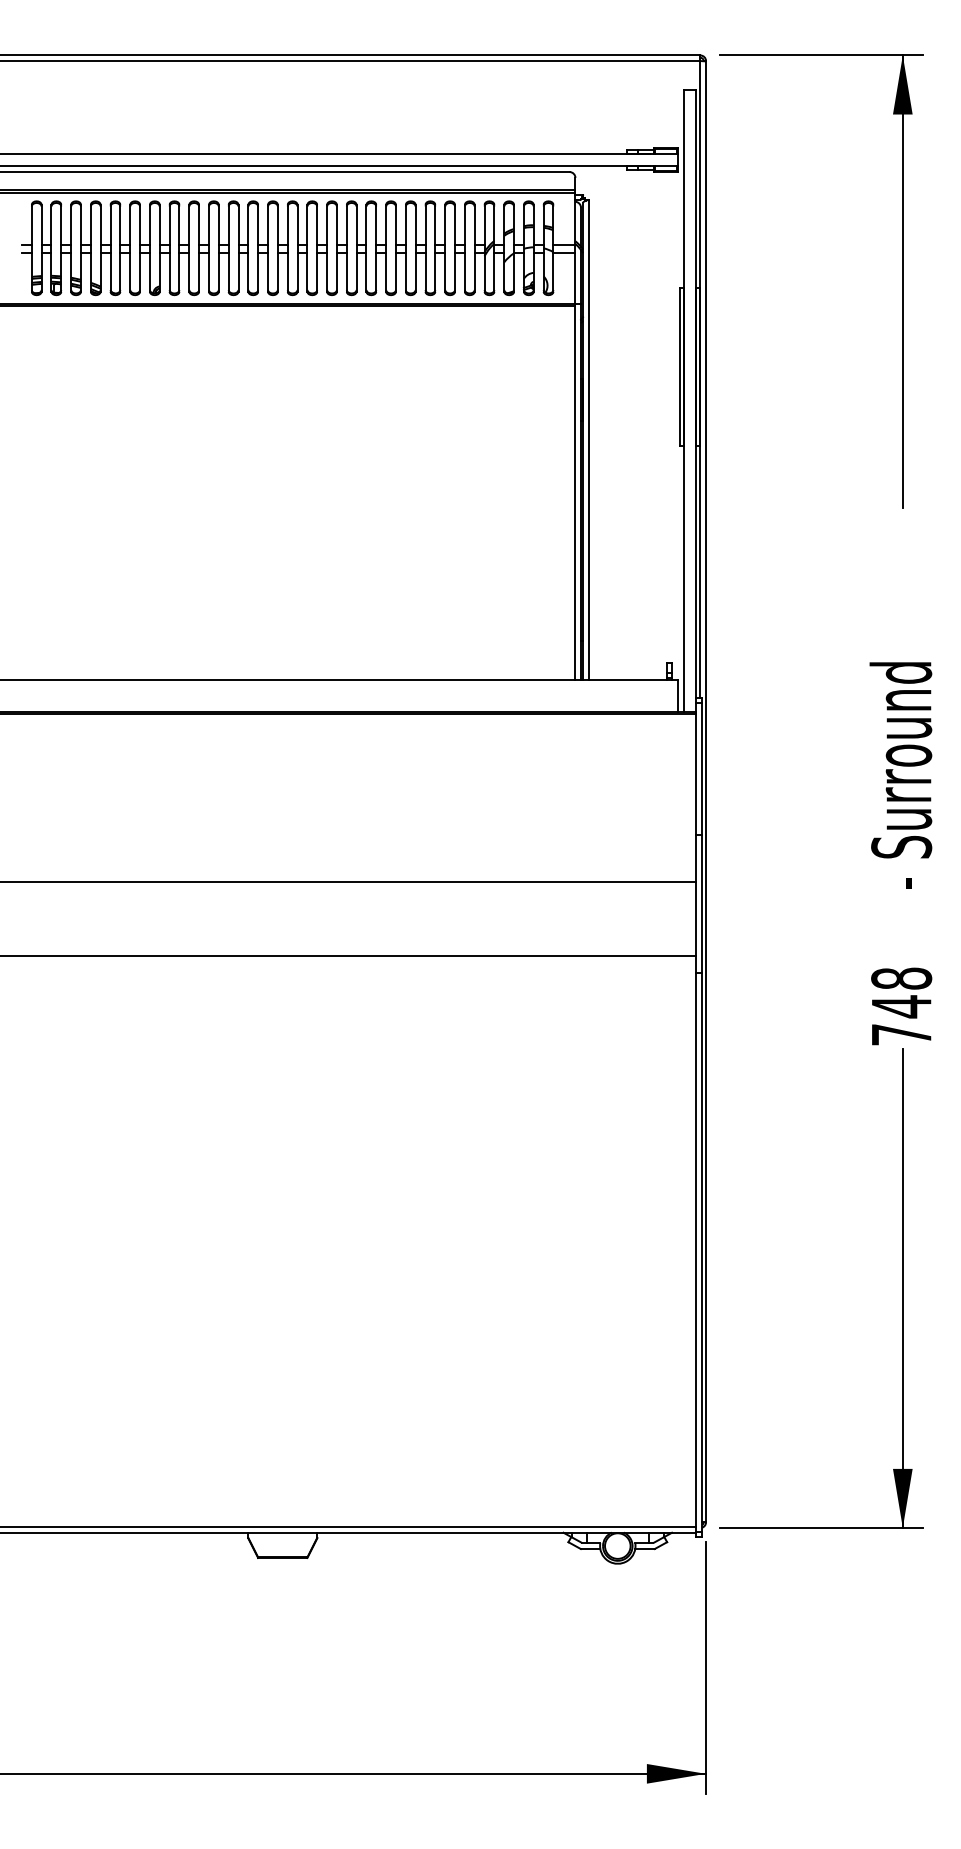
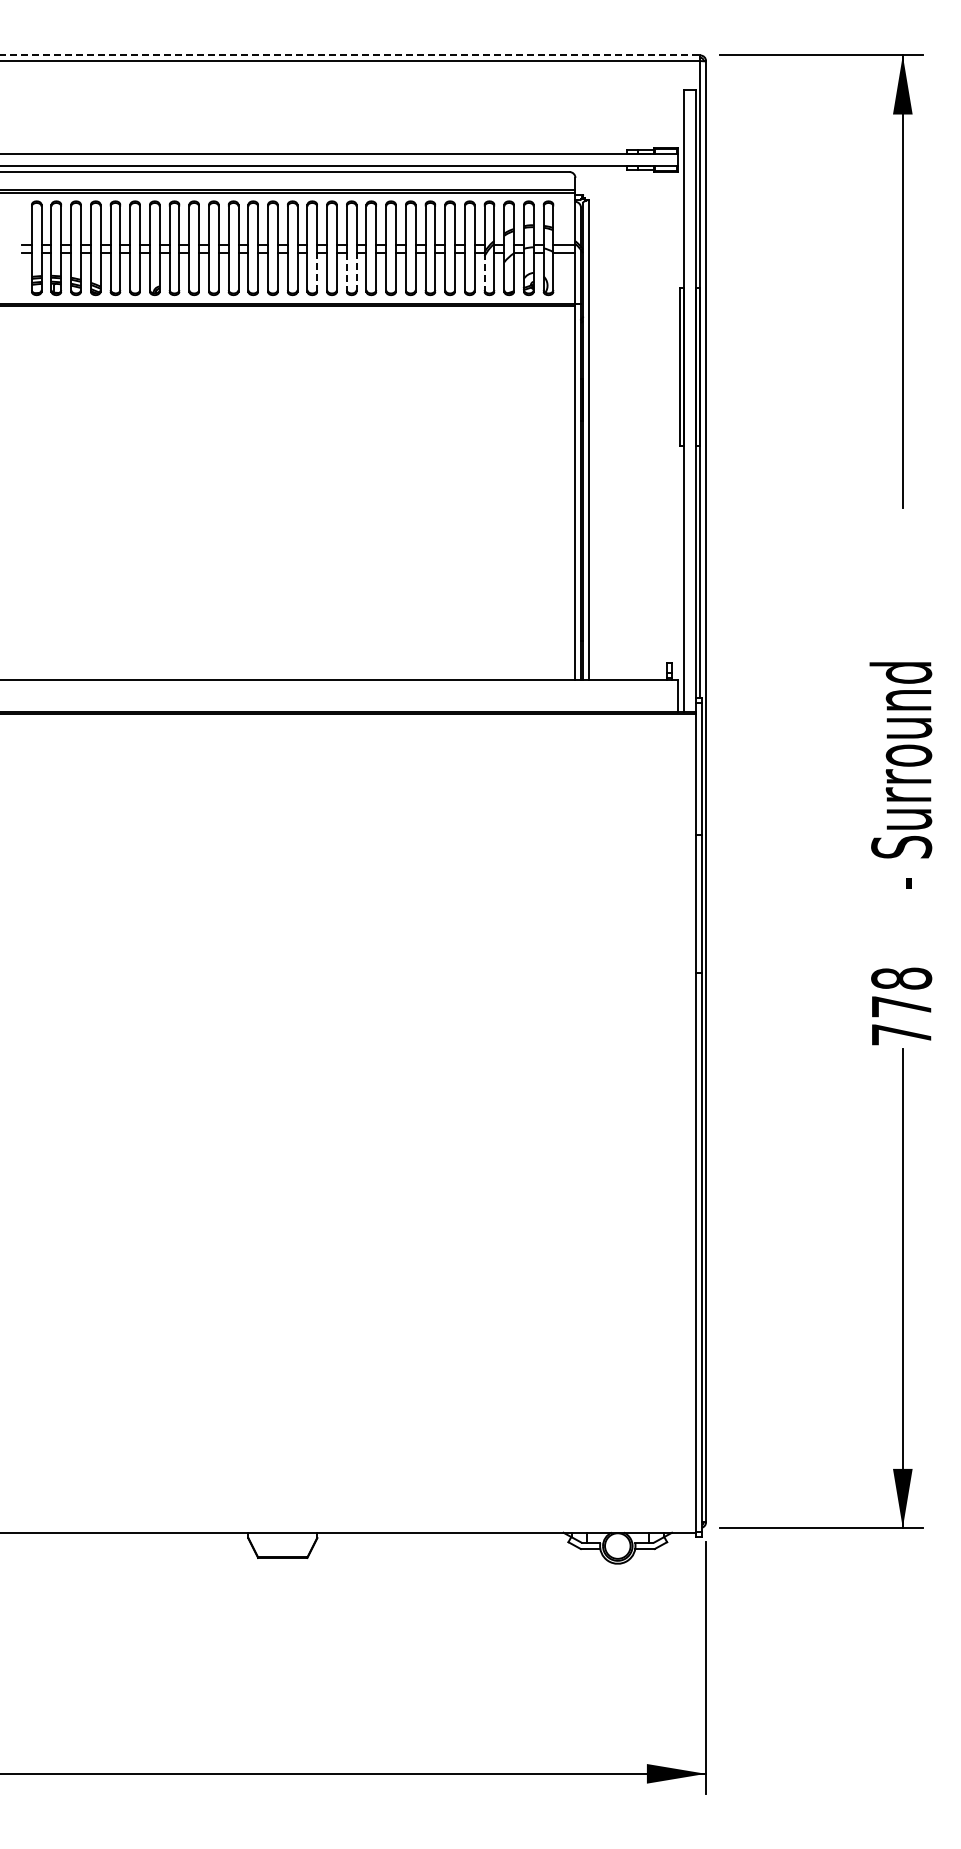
line: solid -> dashed (350, 55)
line: solid -> dashed (317, 271)
line: solid -> dashed (356, 271)
line: solid -> dashed (346, 272)
line: solid -> dashed (484, 272)
line: present -> none (349, 881)
line: present -> none (349, 956)
text: 748 -> 778 (901, 1006)
line: present -> none (349, 1527)
